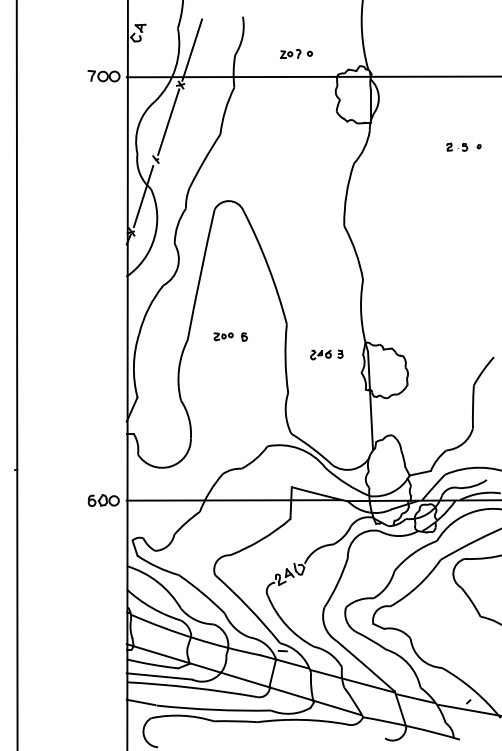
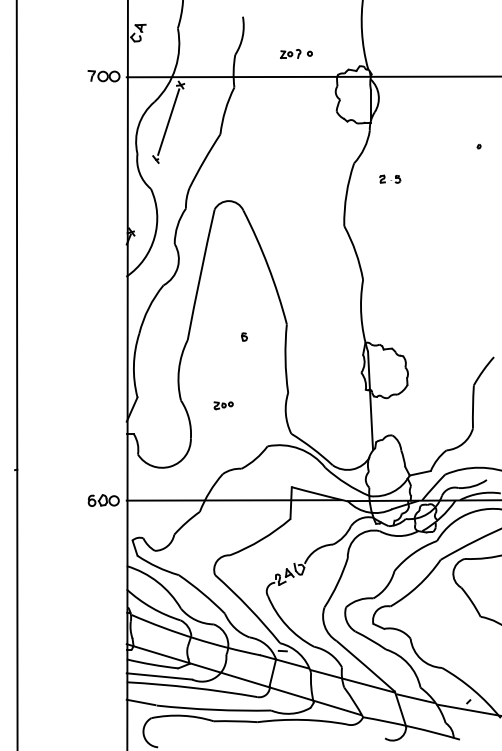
line: present -> none (192, 49)
part position: (457, 146) -> (390, 178) (390, 178)
line: present -> none (143, 196)
part position: (223, 336) -> (223, 405) (223, 405)
part: present -> none (326, 354)
